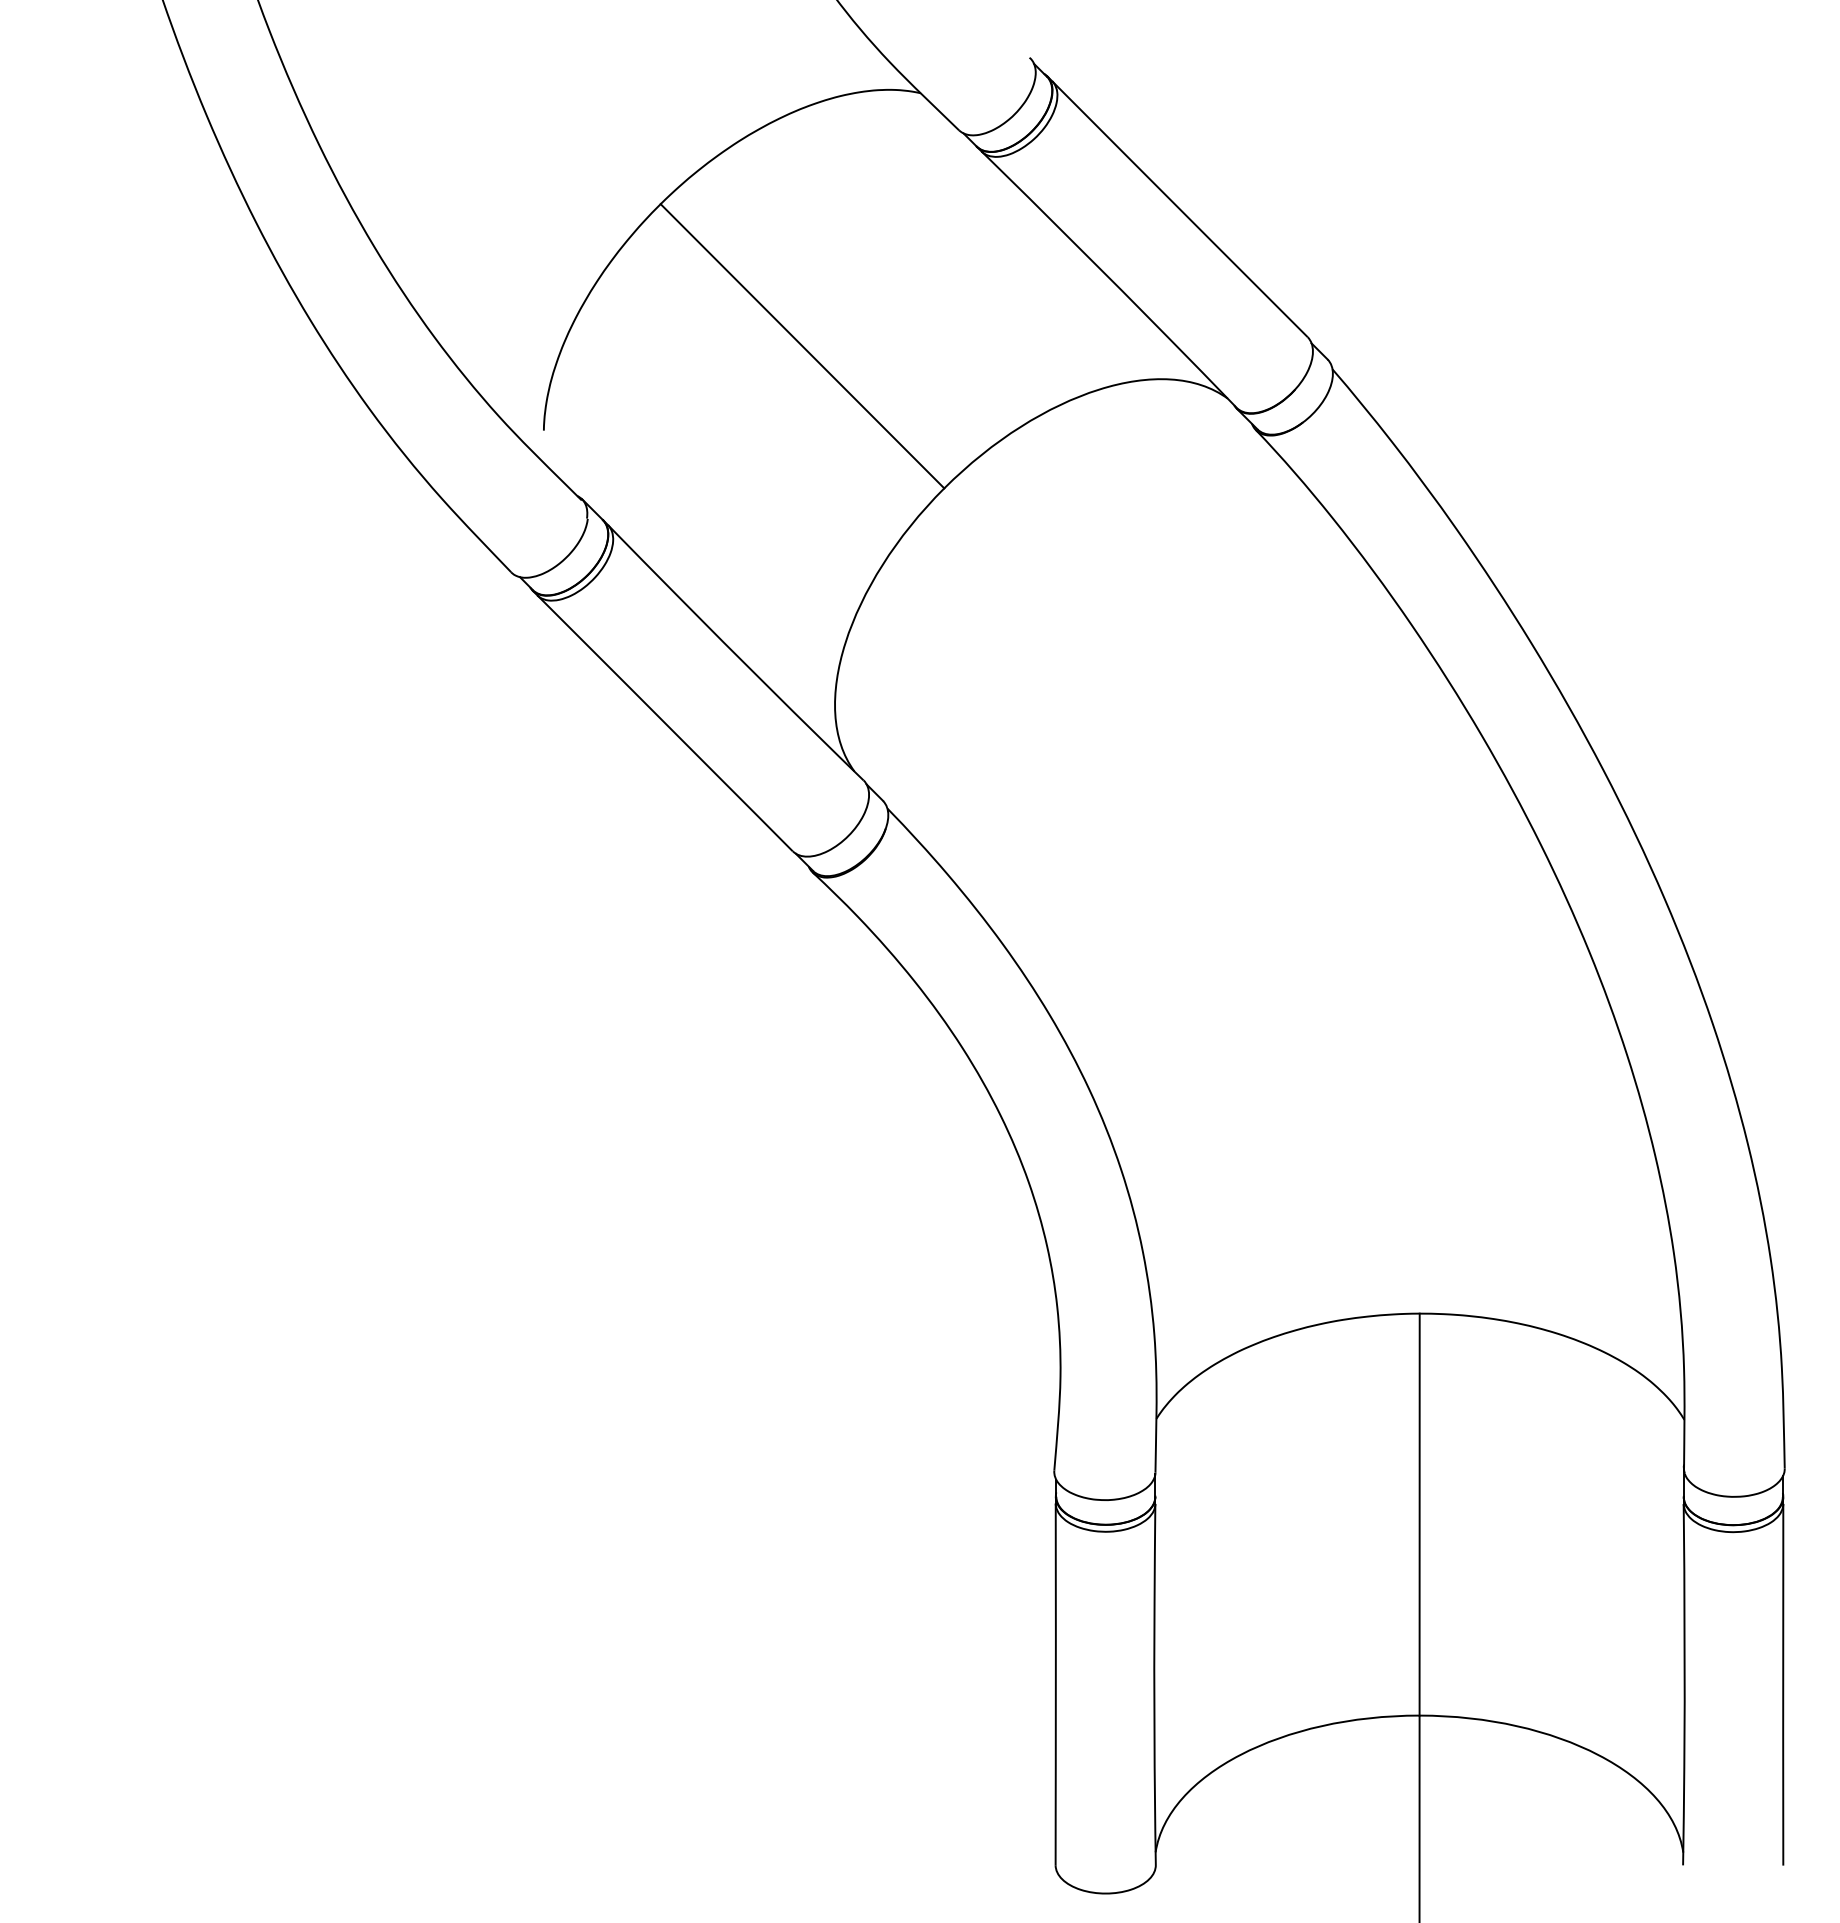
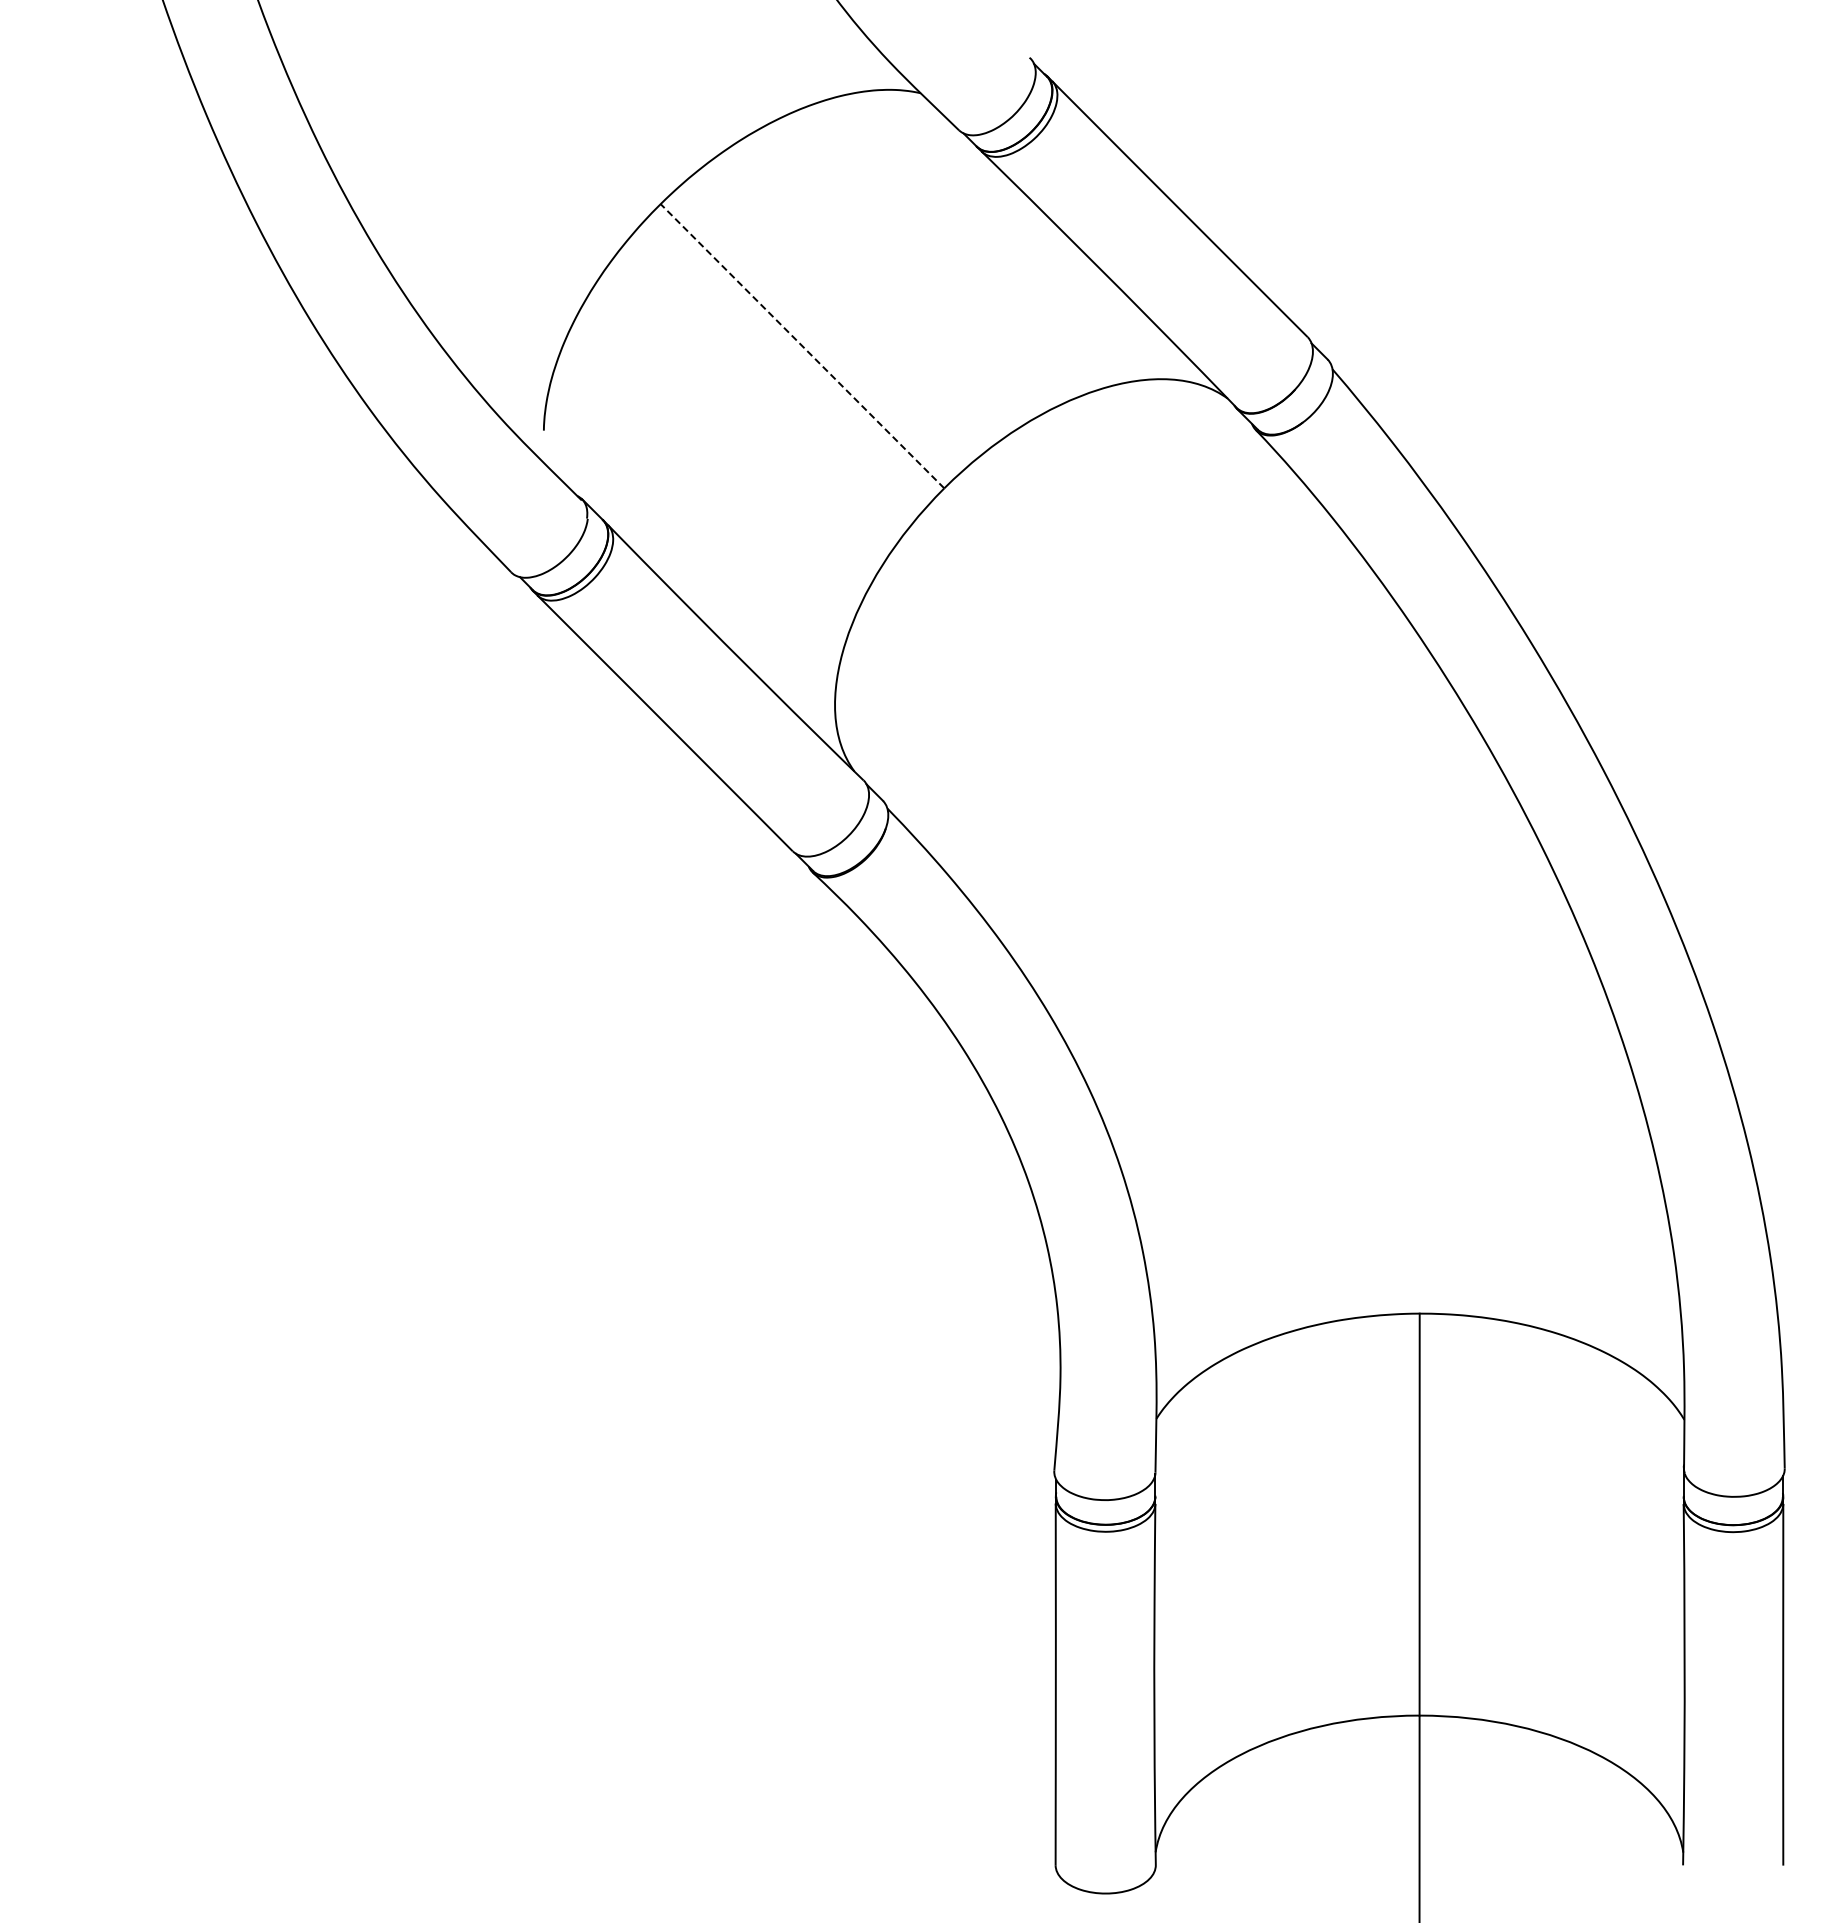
line: solid -> dashed (802, 346)
